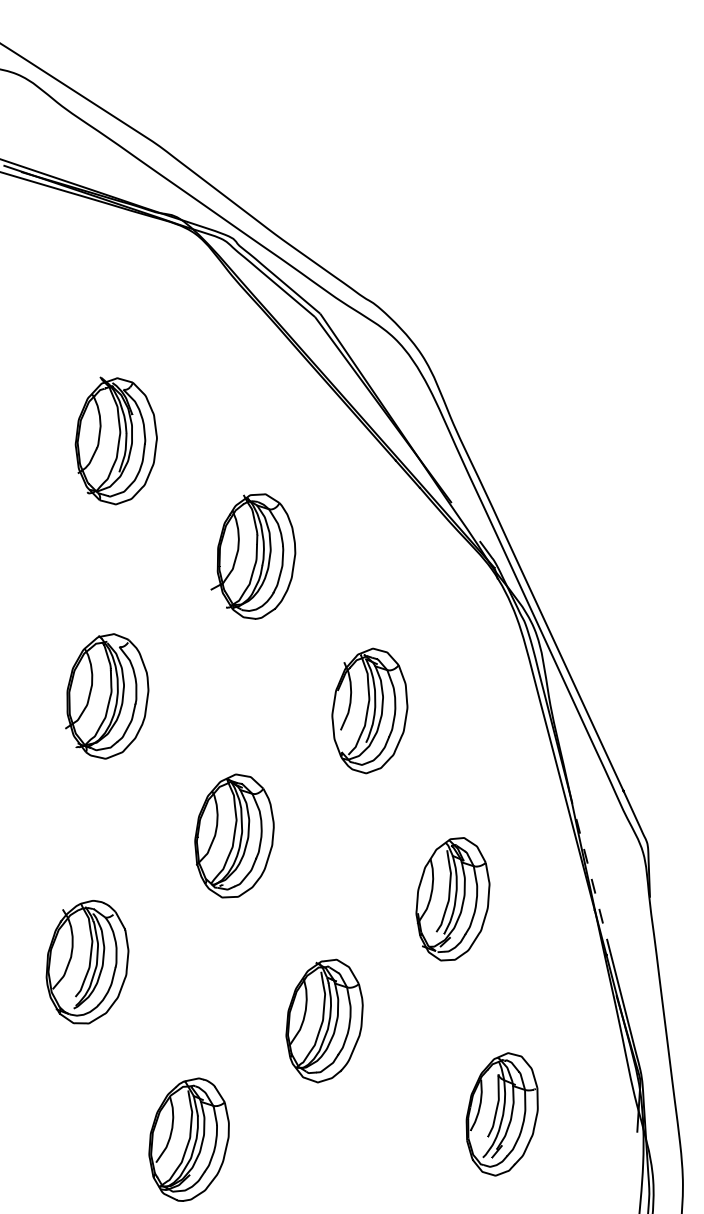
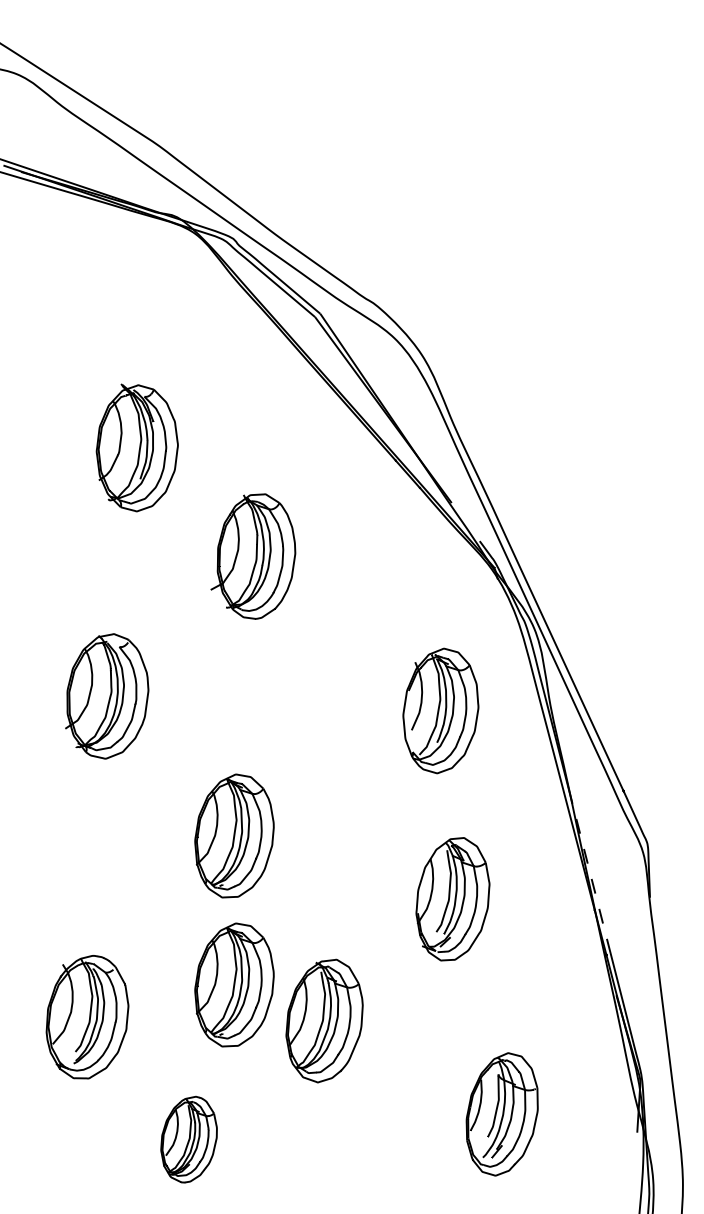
part position: (115, 440) -> (136, 447) (136, 447)
part position: (369, 710) -> (440, 710) (440, 710)
part position: (87, 962) -> (87, 1017) (87, 1017)
part: none -> present (234, 984)
part size: 82x125 px -> 58x89 px (188, 1139)
